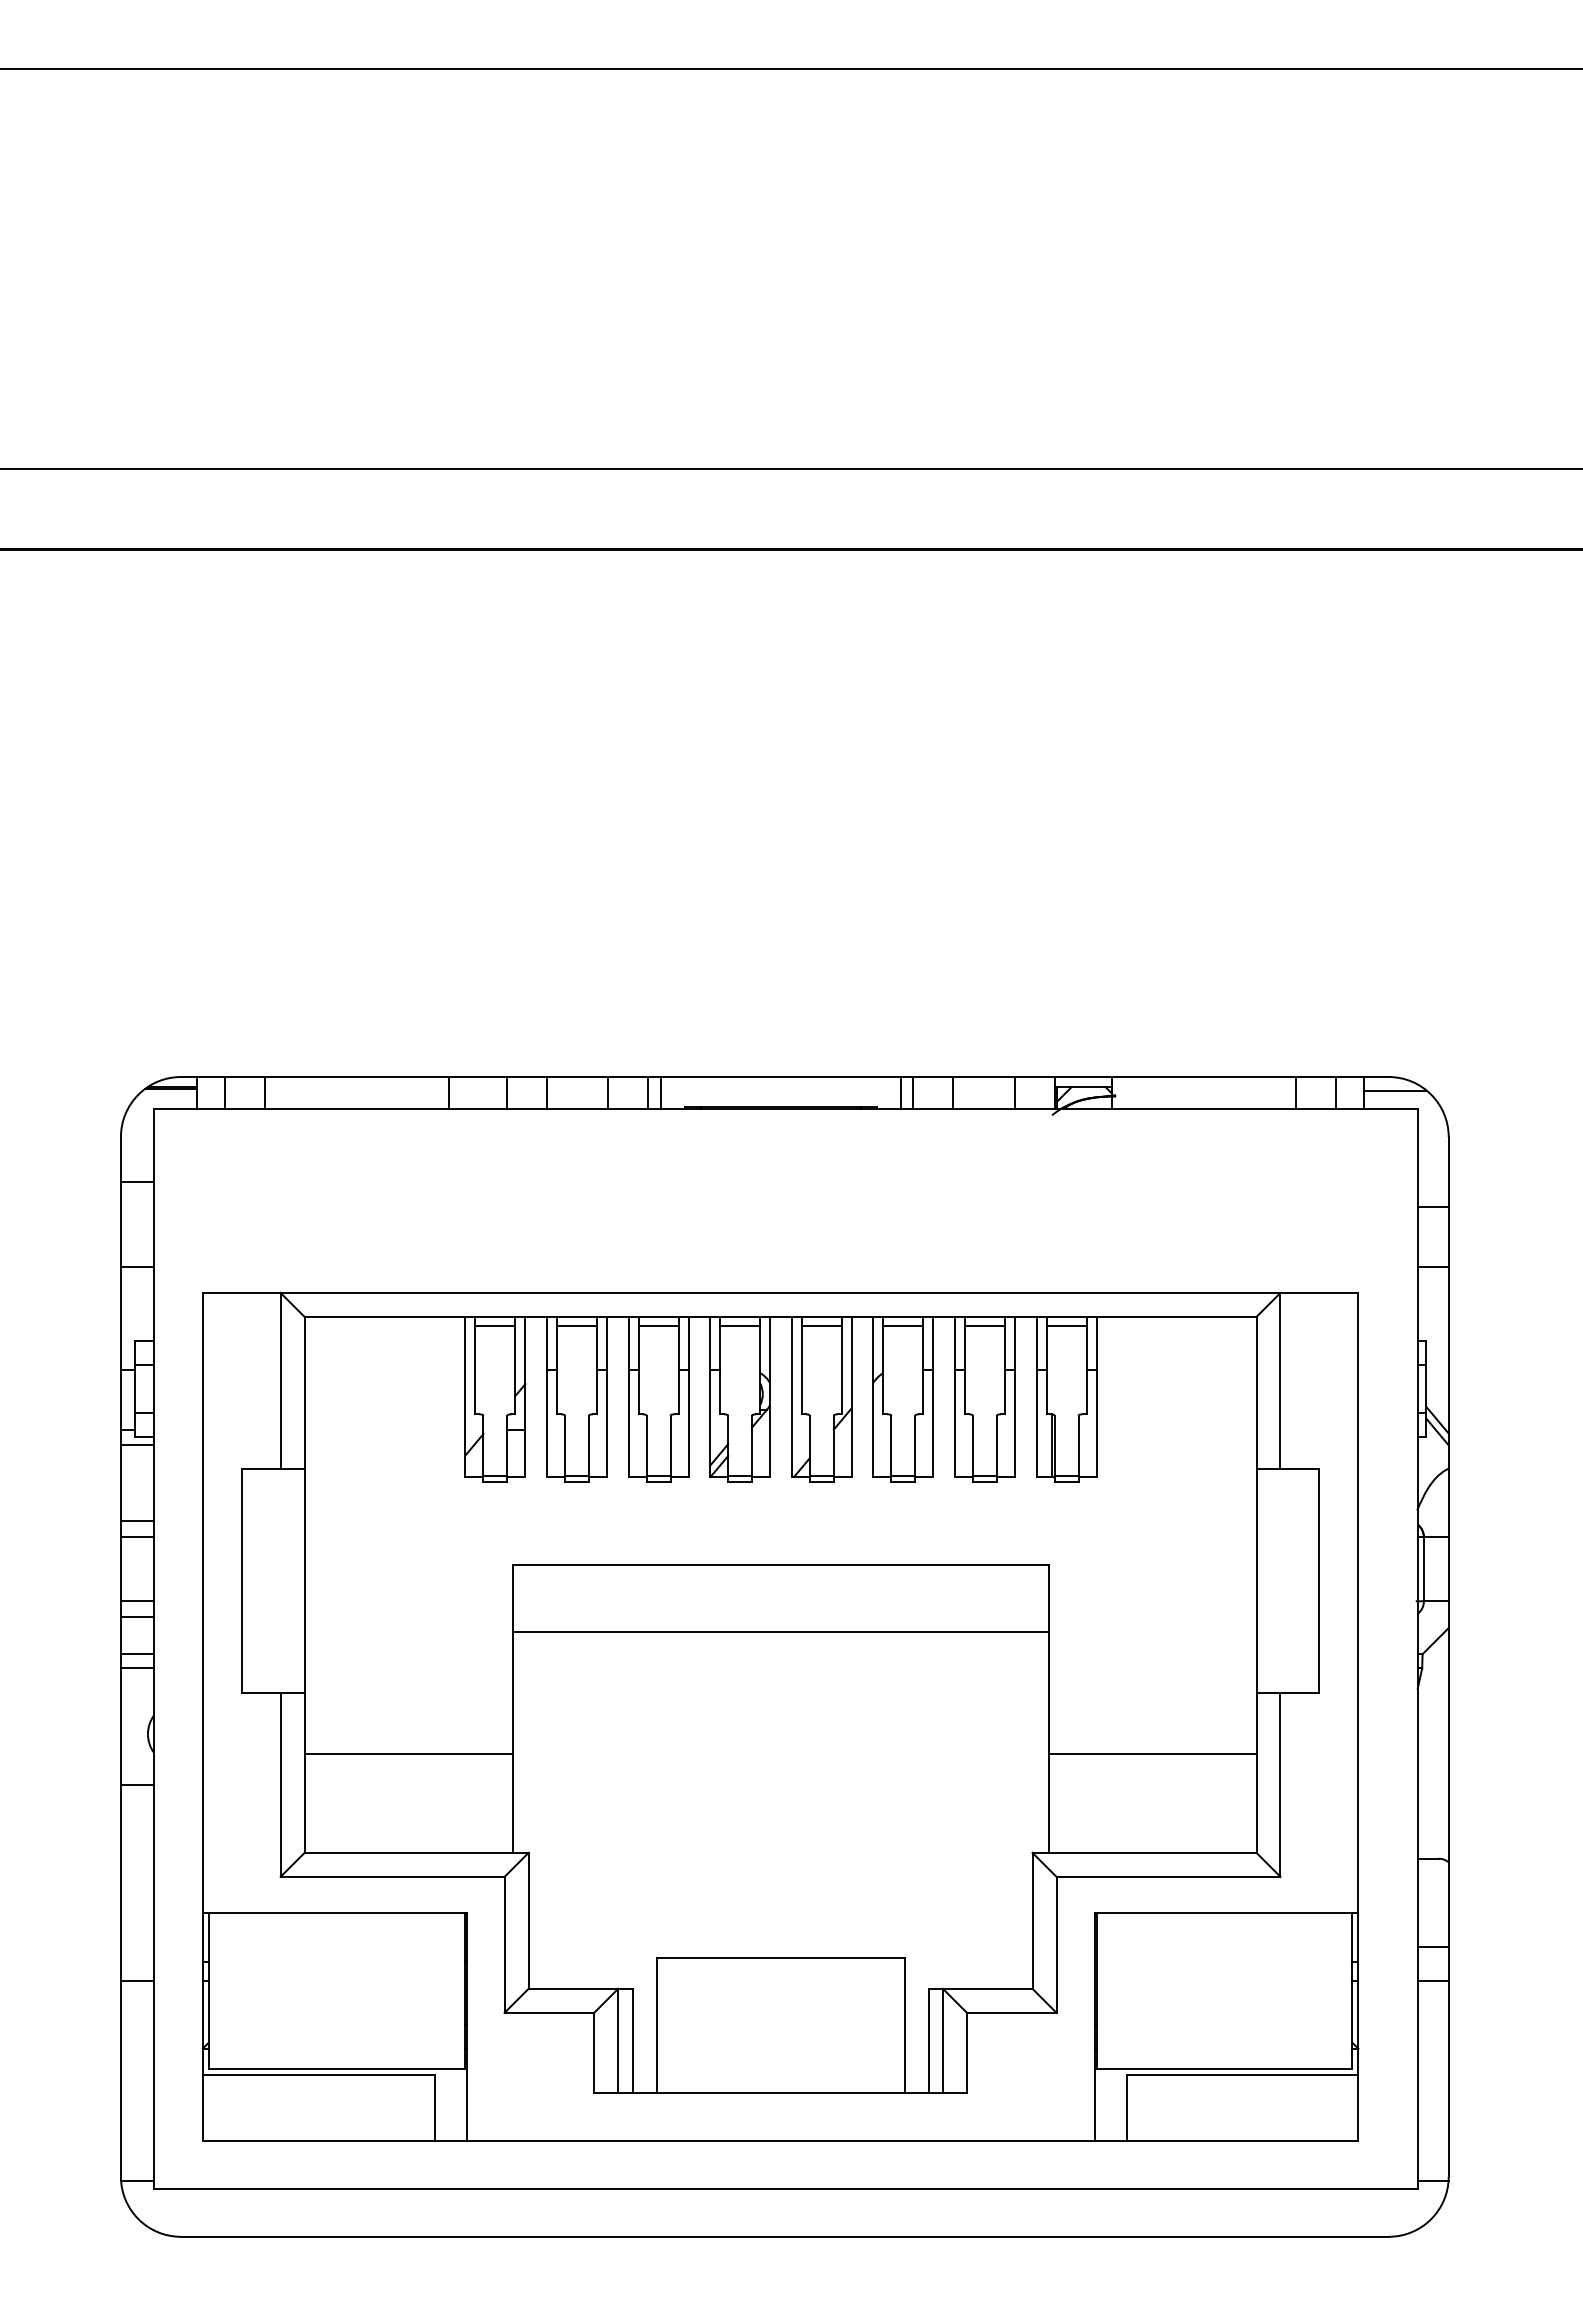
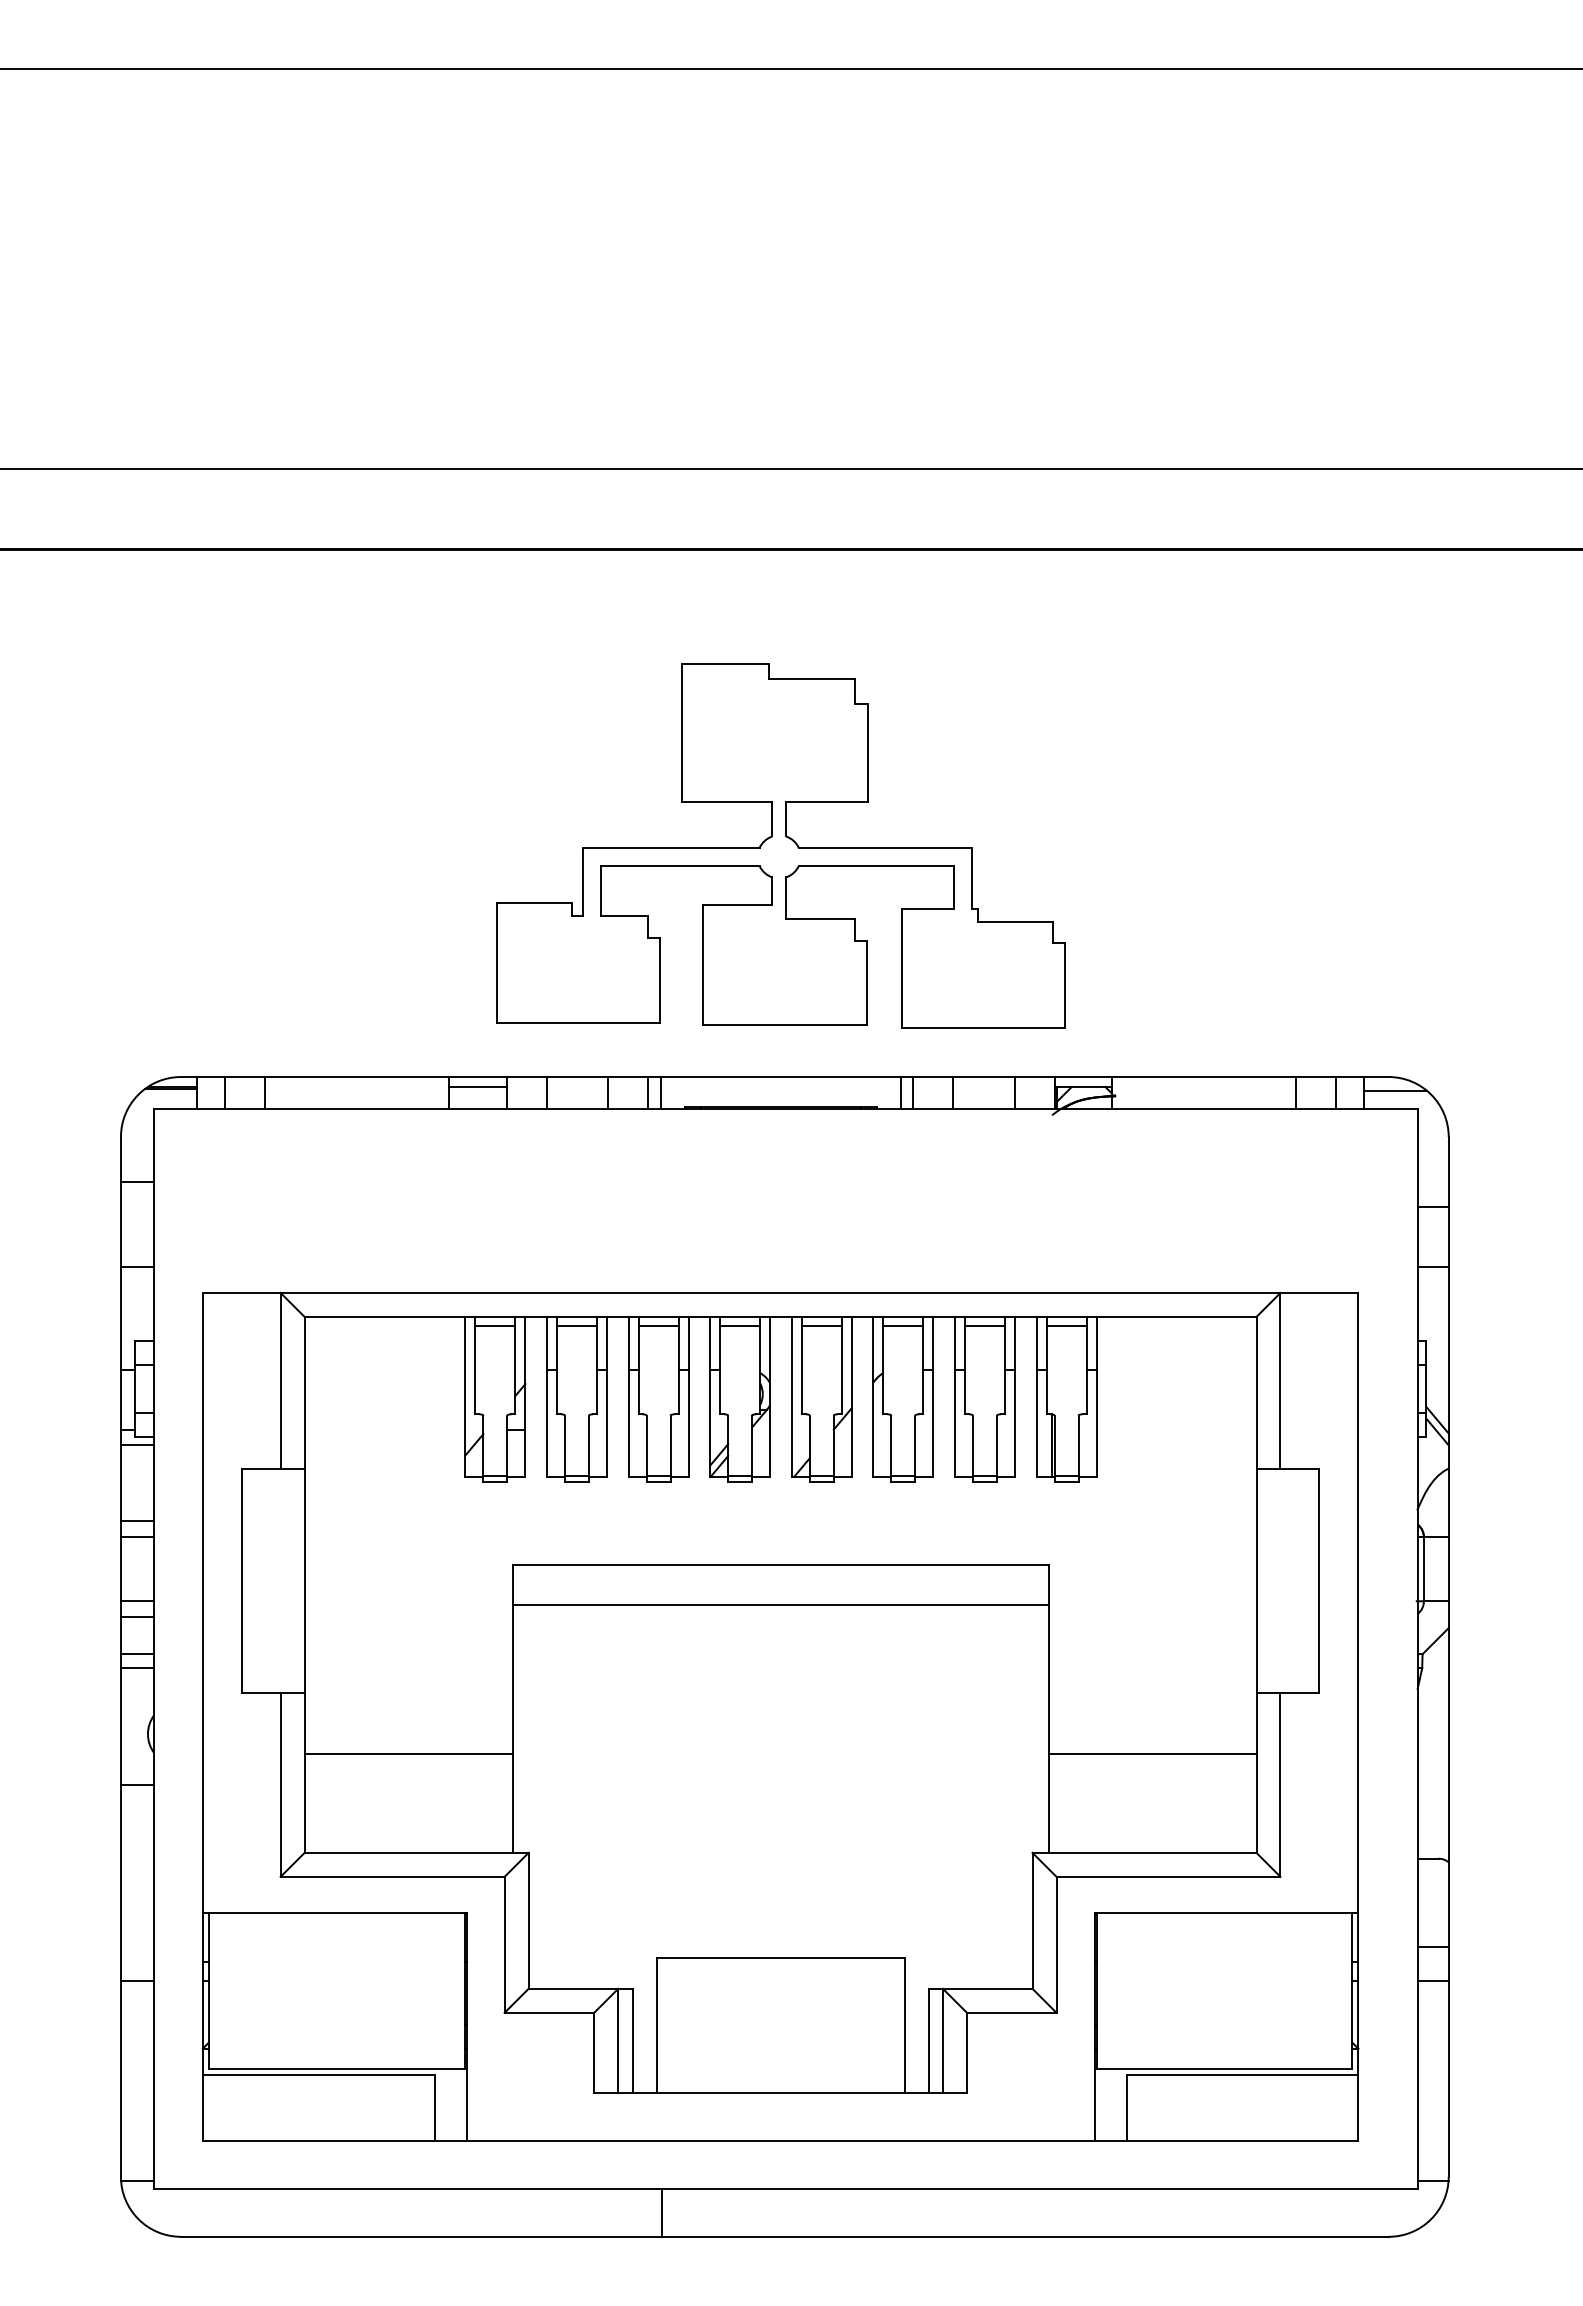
part: none -> present (780, 845)
line: none -> present (477, 1087)
line position: (780, 1631) -> (780, 1604) (780, 1604)
line: none -> present (661, 2212)
